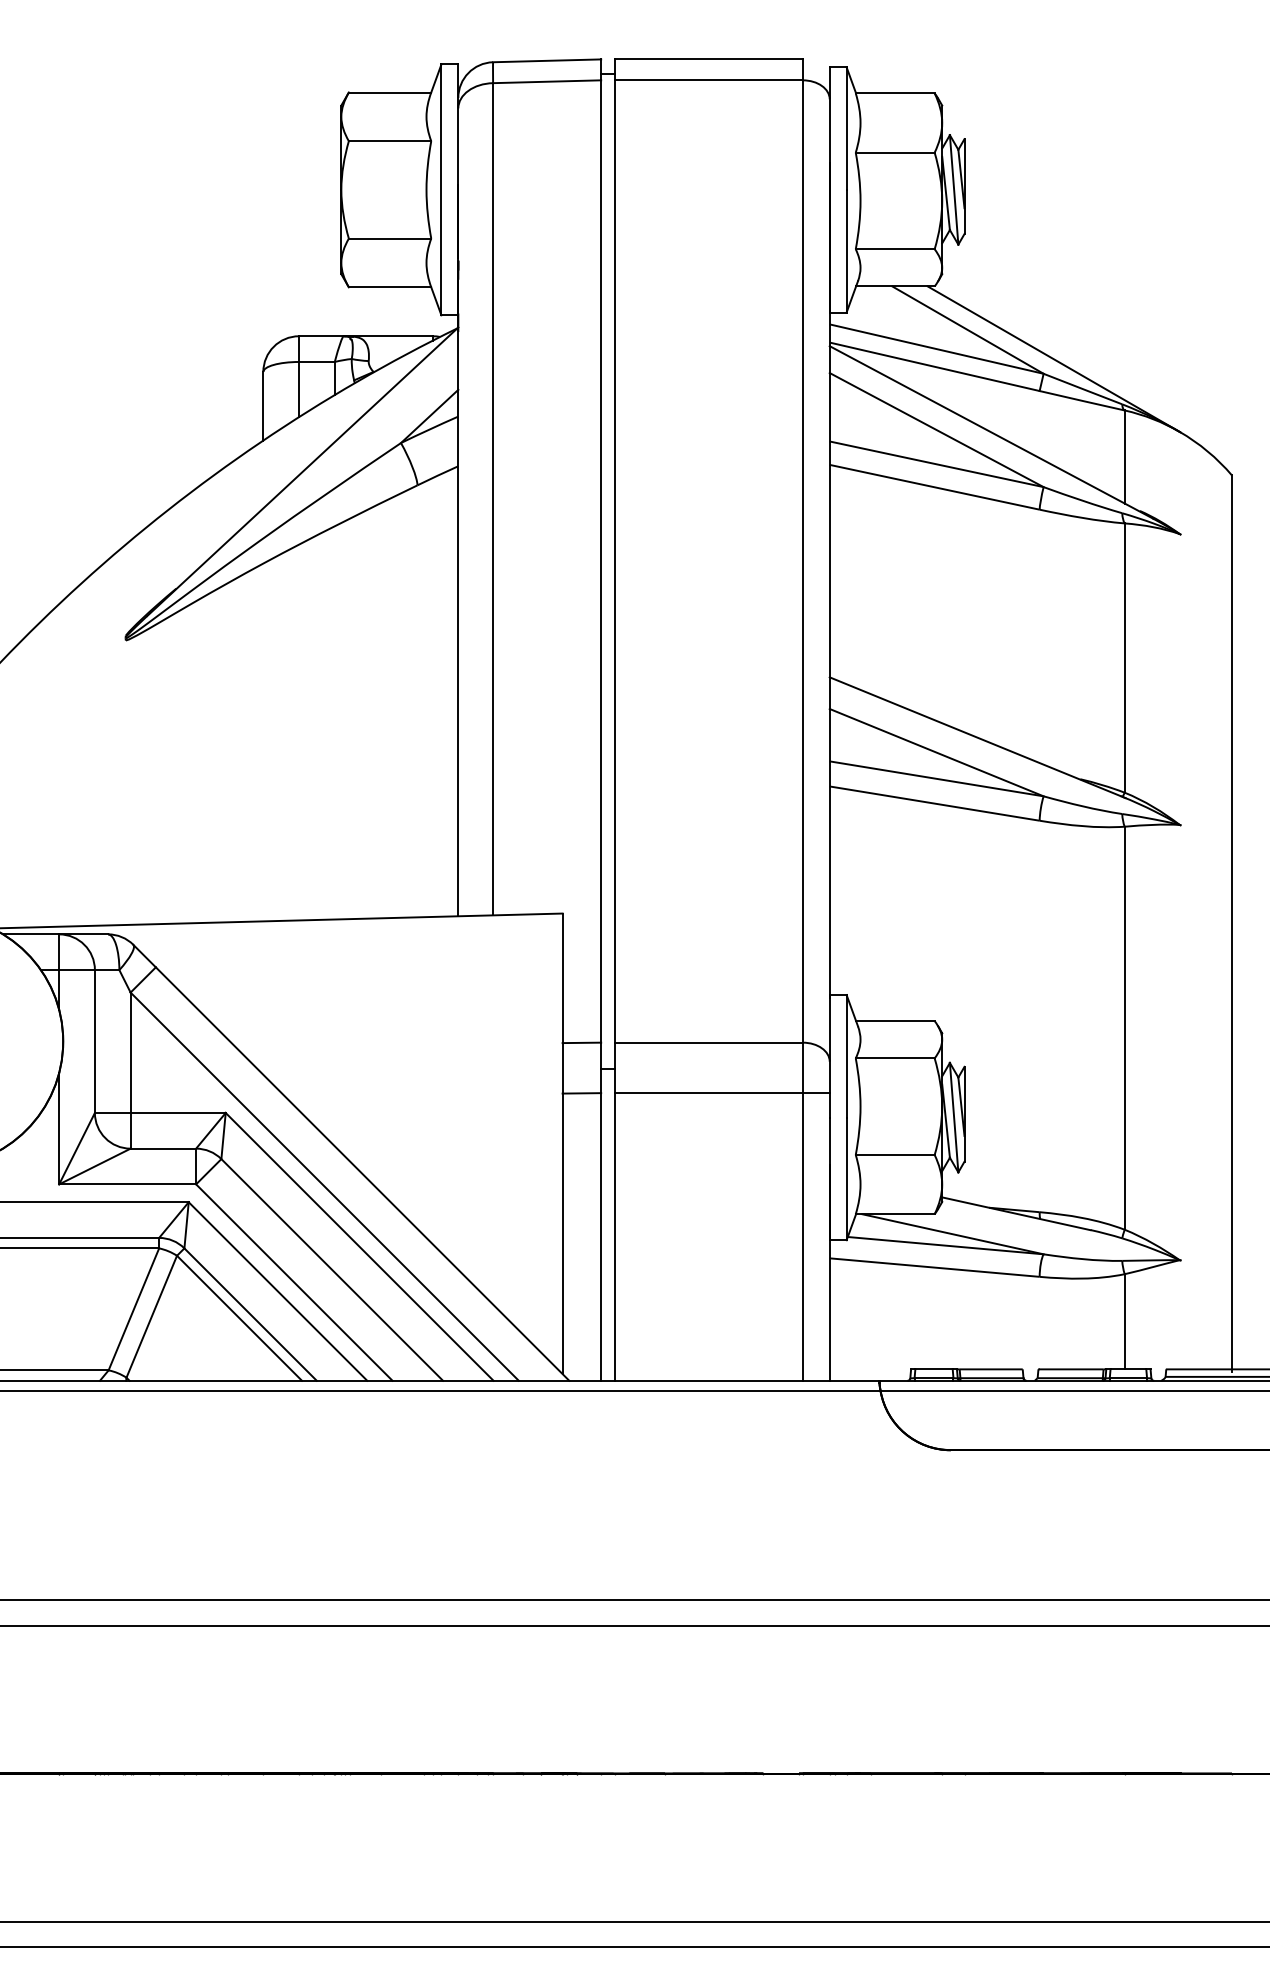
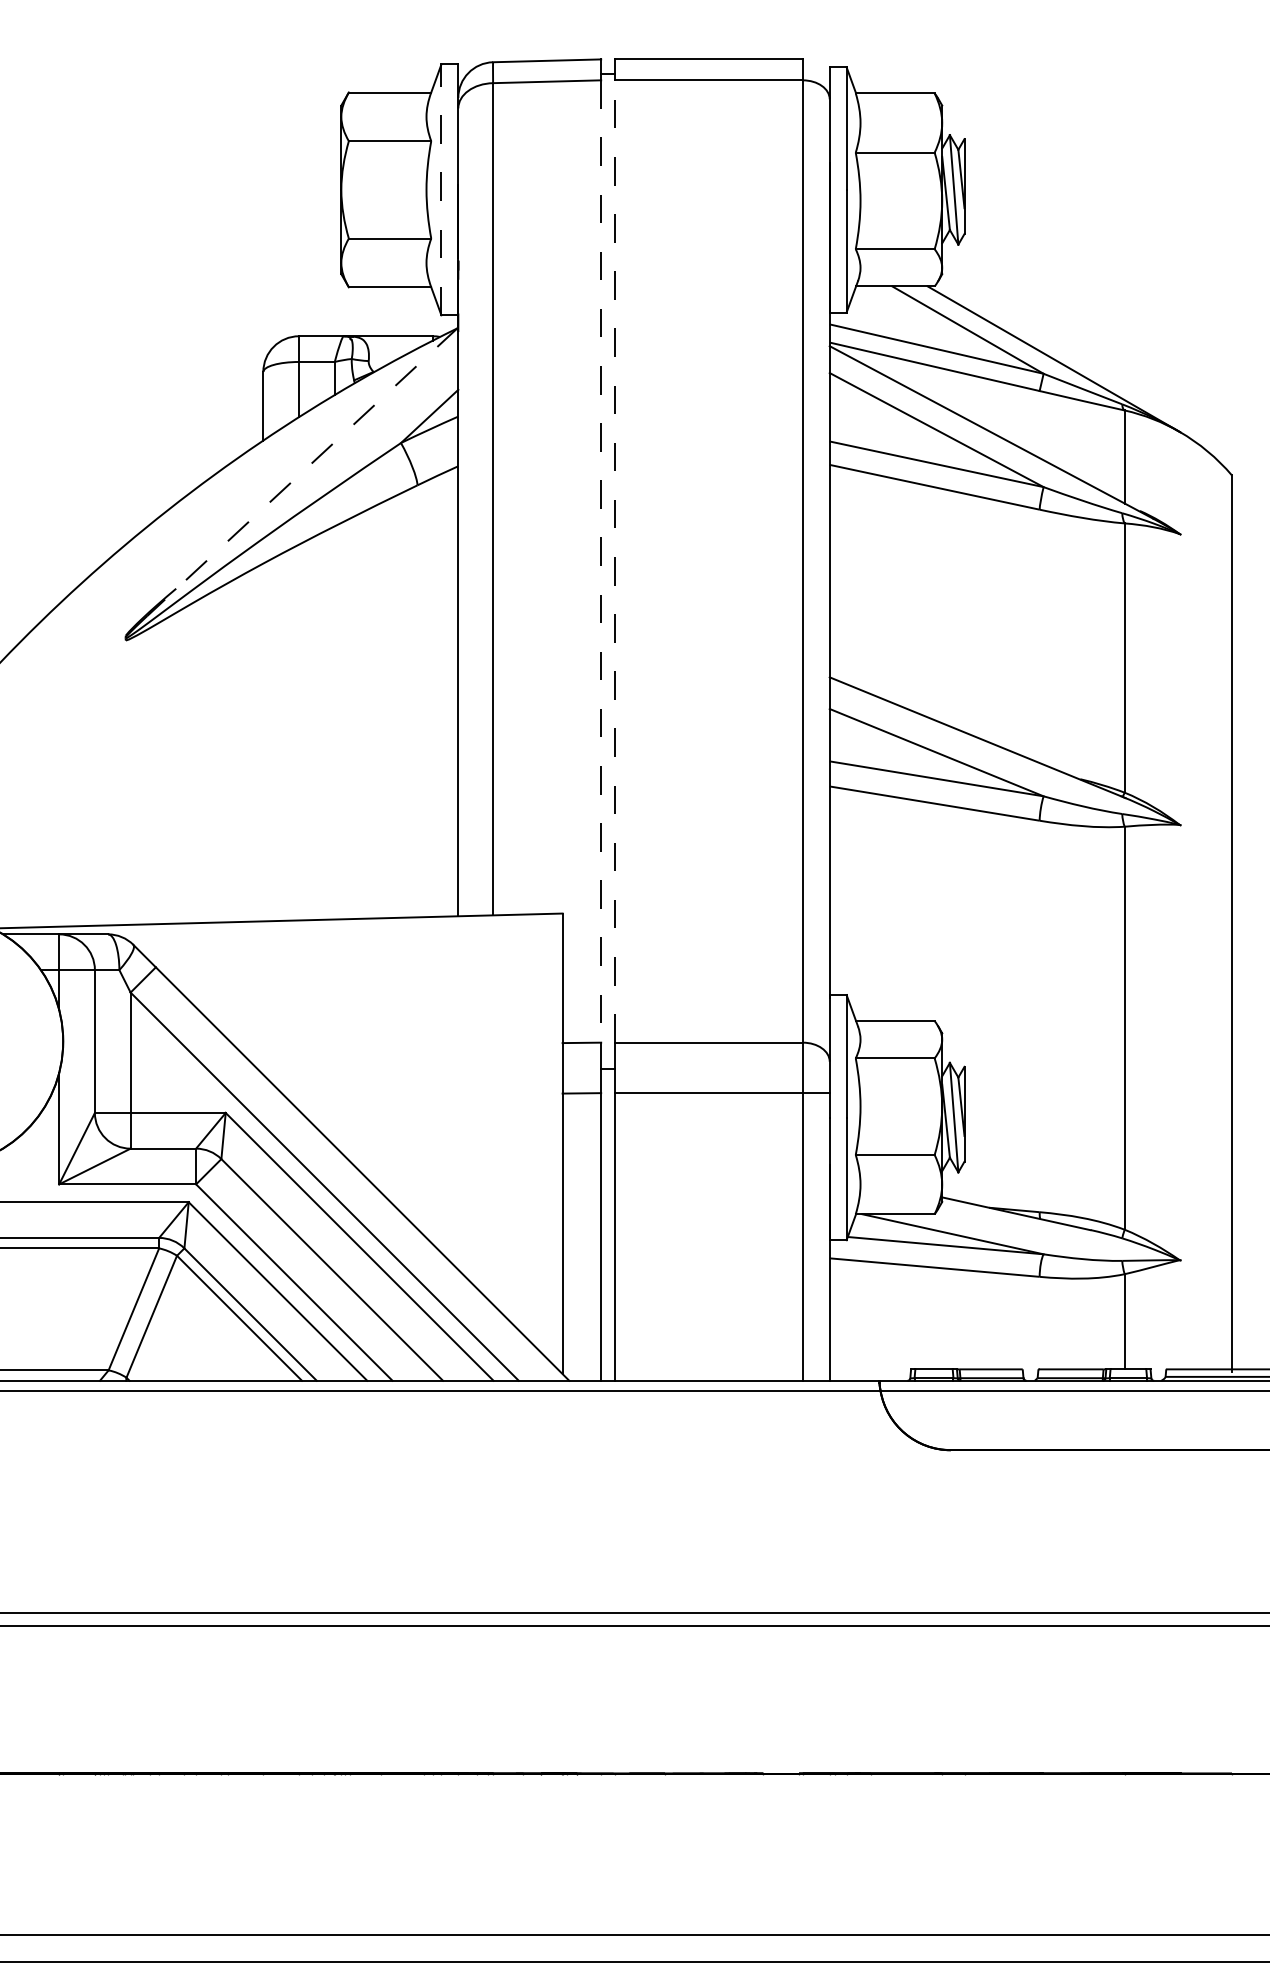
line: solid -> dashed (441, 189)
line: solid -> dashed (302, 472)
line: solid -> dashed (615, 561)
line: solid -> dashed (601, 562)
line position: (634, 1600) -> (634, 1613) (634, 1613)
line position: (634, 1921) -> (634, 1934) (634, 1934)
line position: (634, 1946) -> (634, 1961) (634, 1961)
